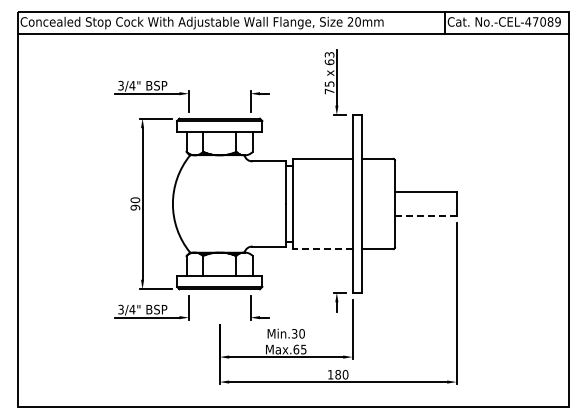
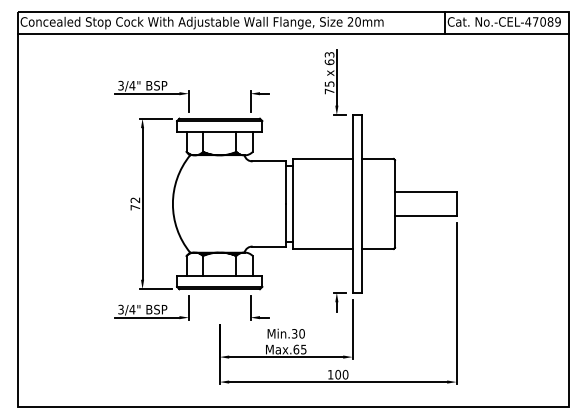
text: 90 -> 72 (135, 203)
line: dashed -> solid (425, 215)
line: dashed -> solid (322, 248)
text: 180 -> 100 (338, 374)
